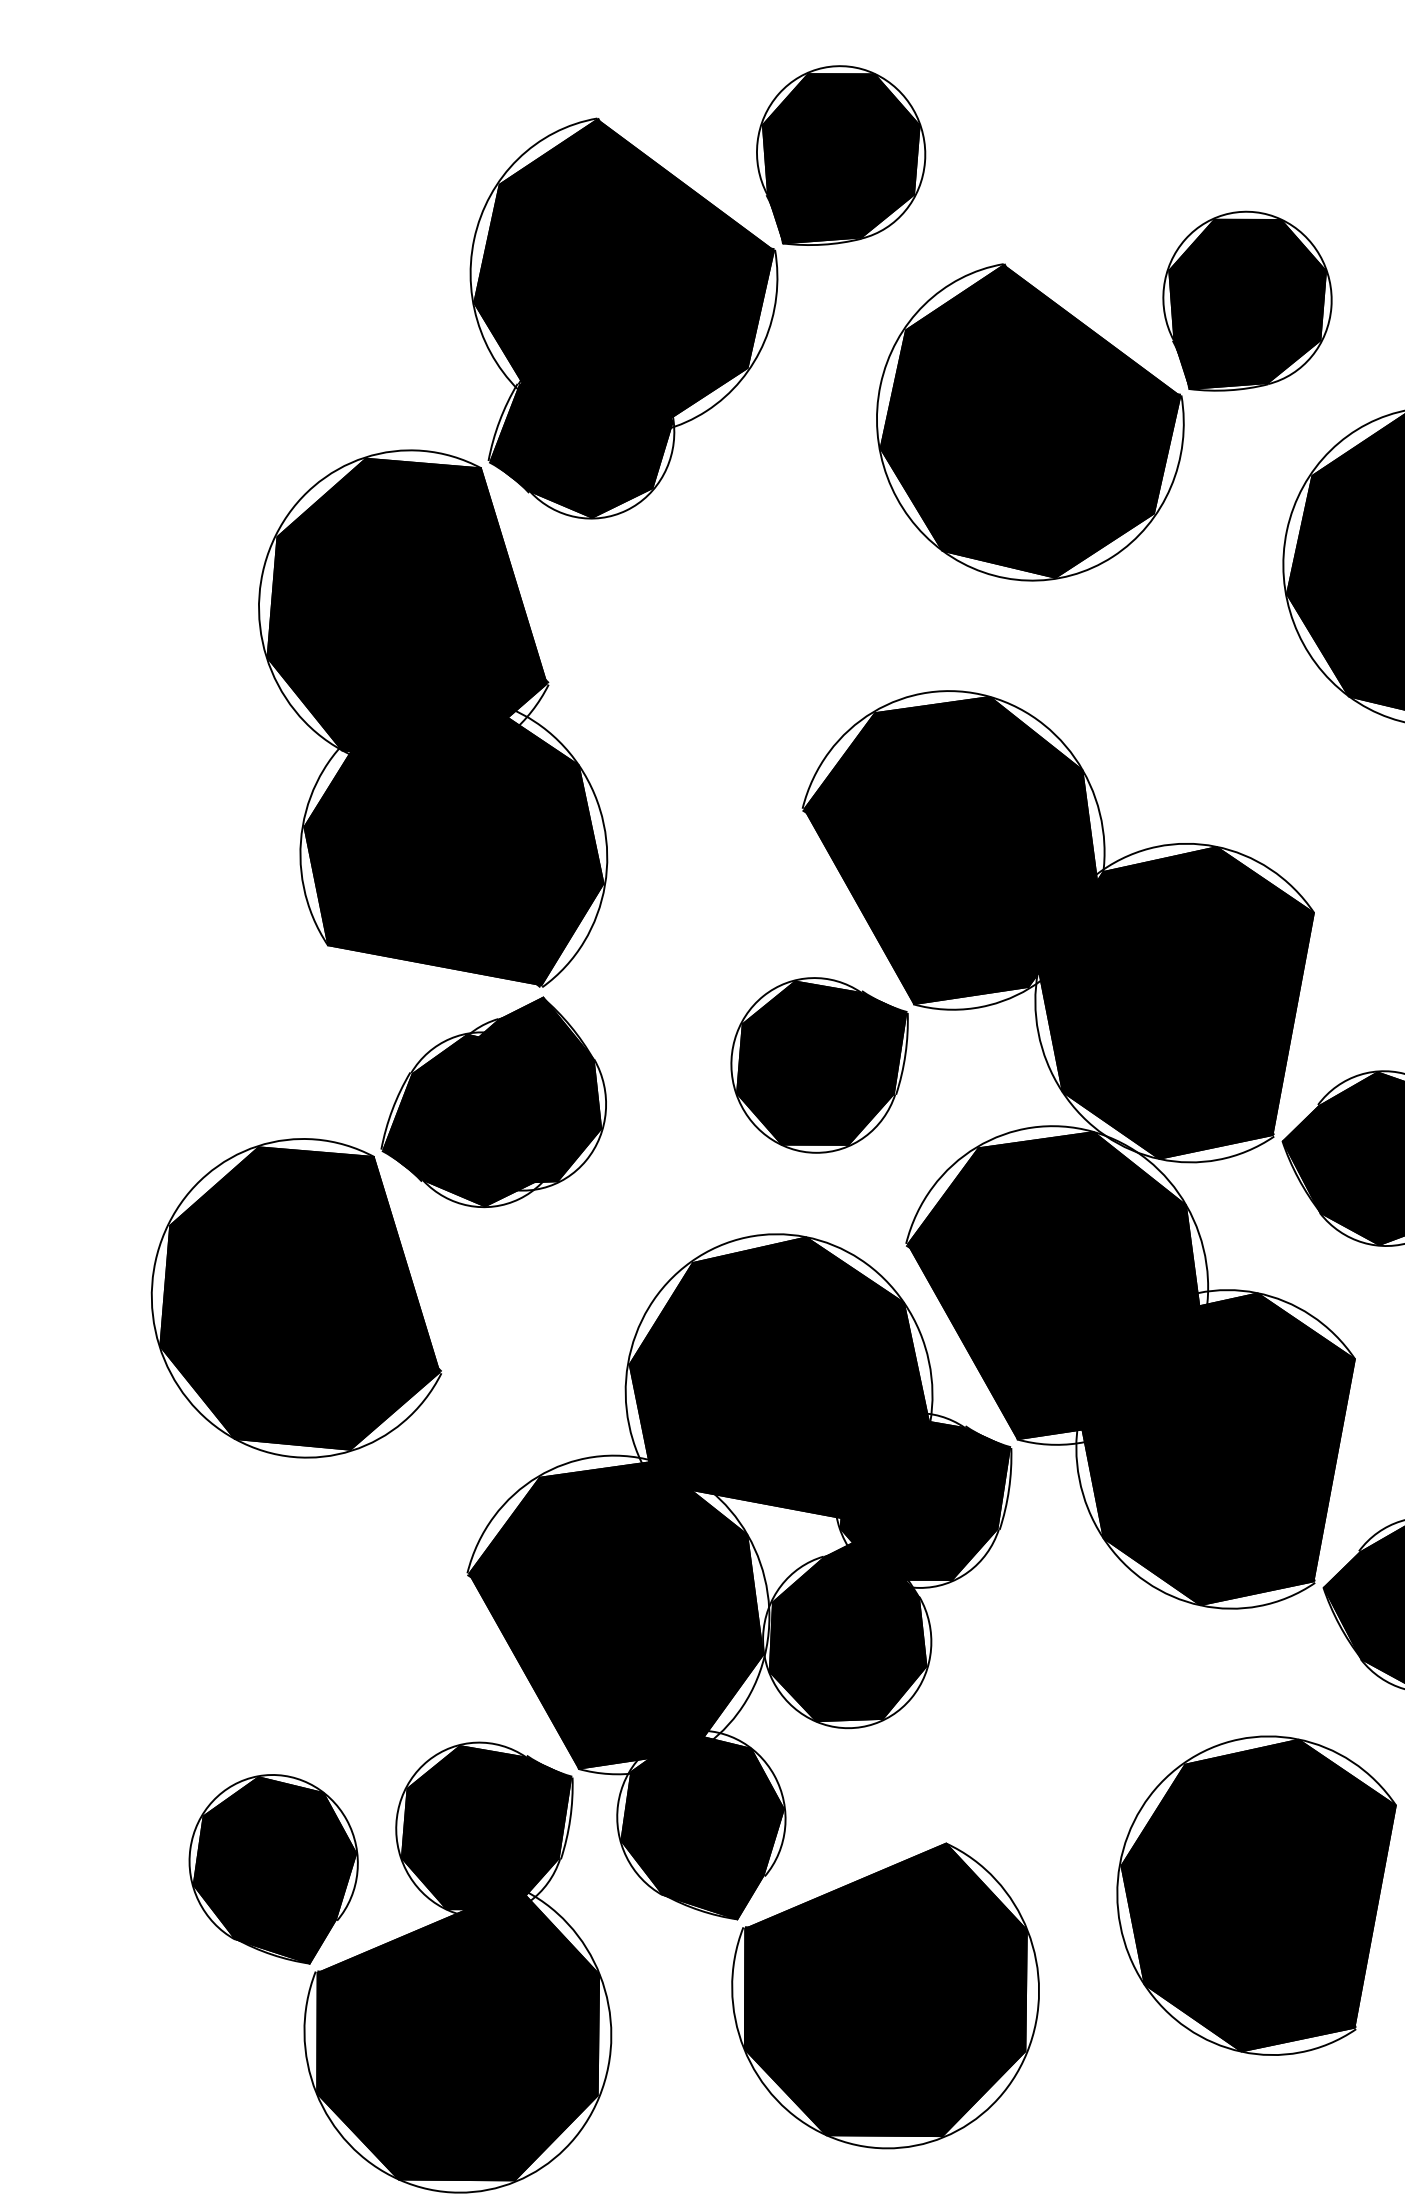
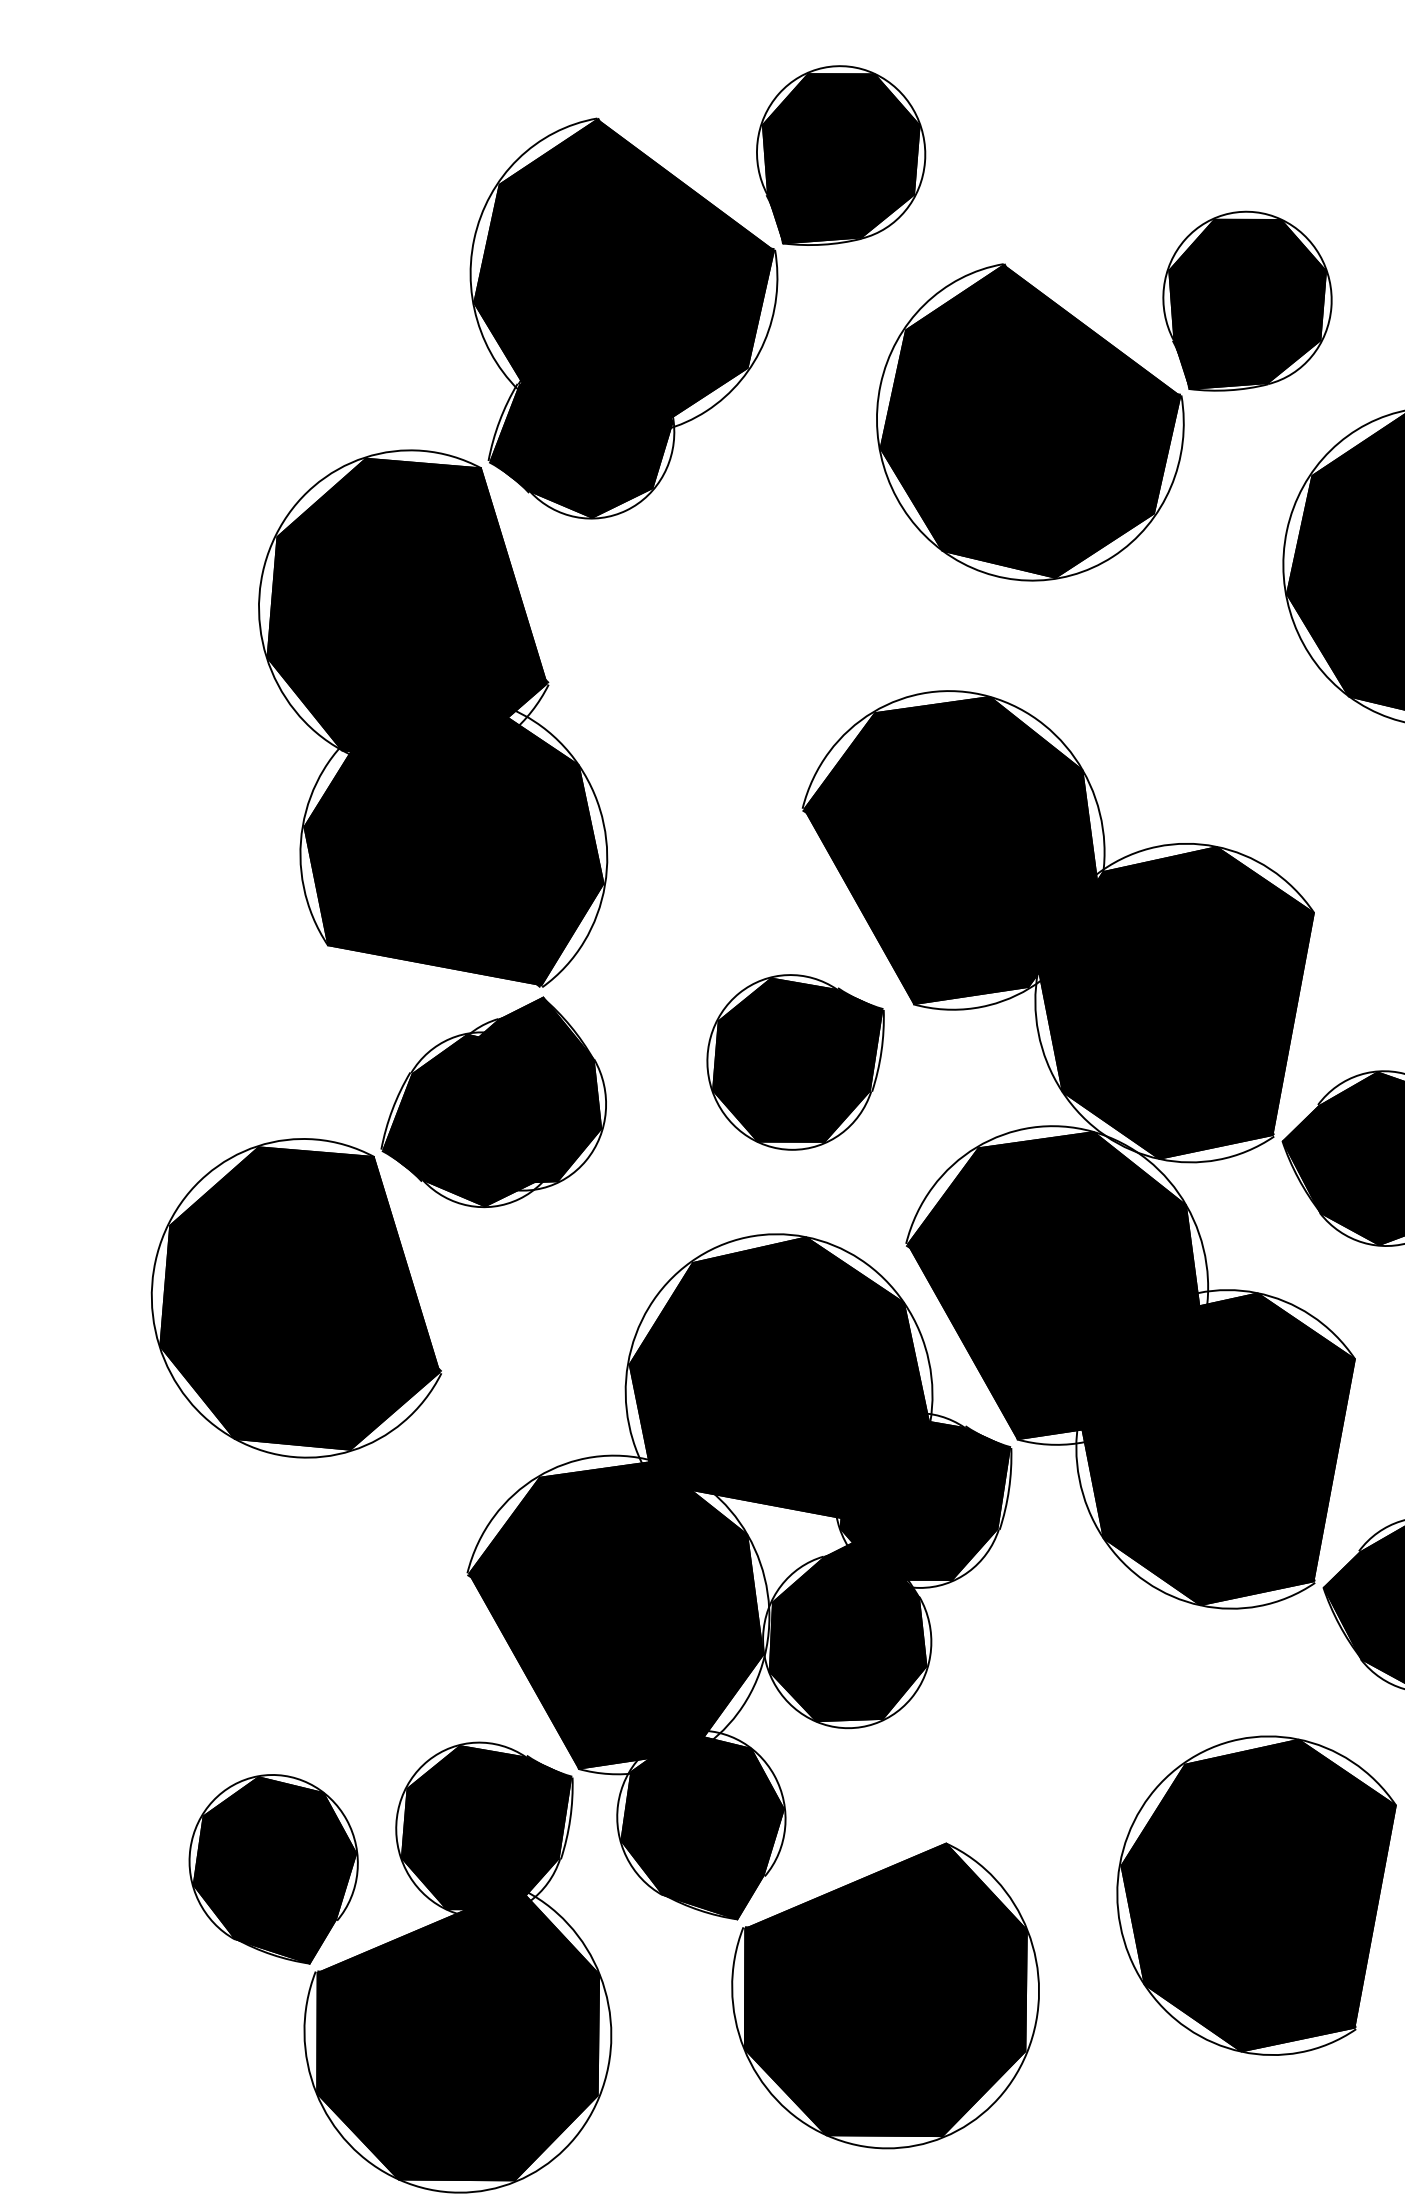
part position: (819, 1065) -> (795, 1062) (795, 1062)
